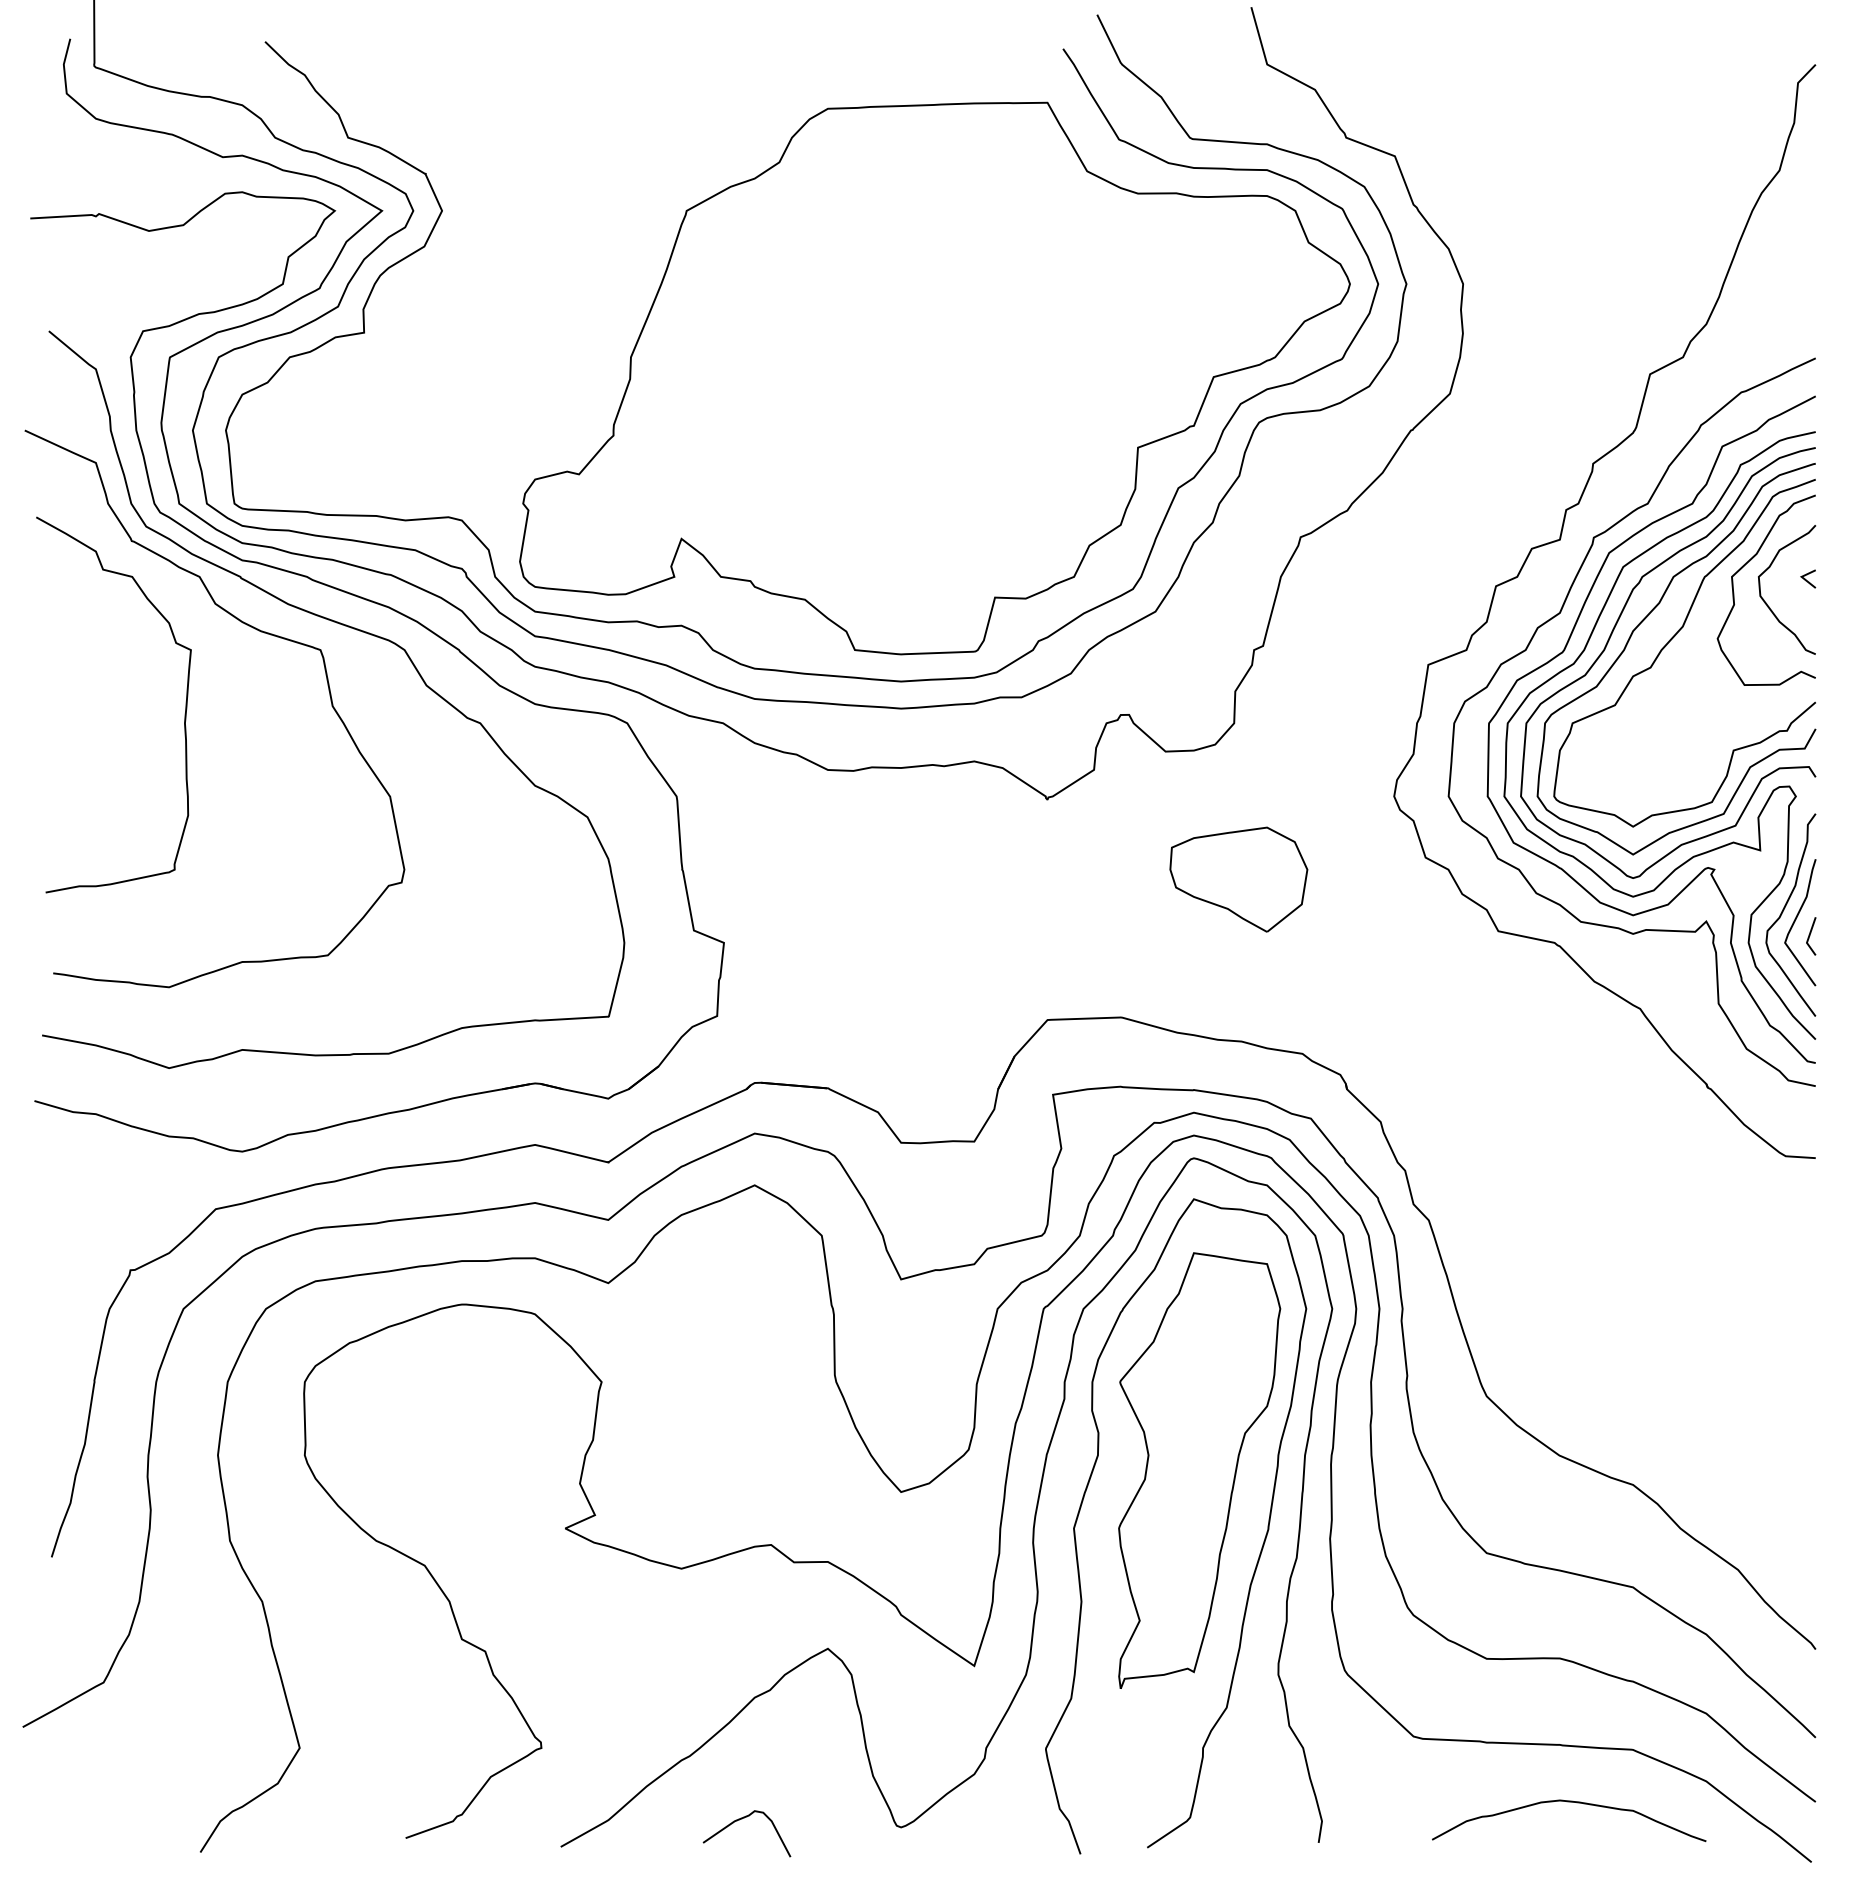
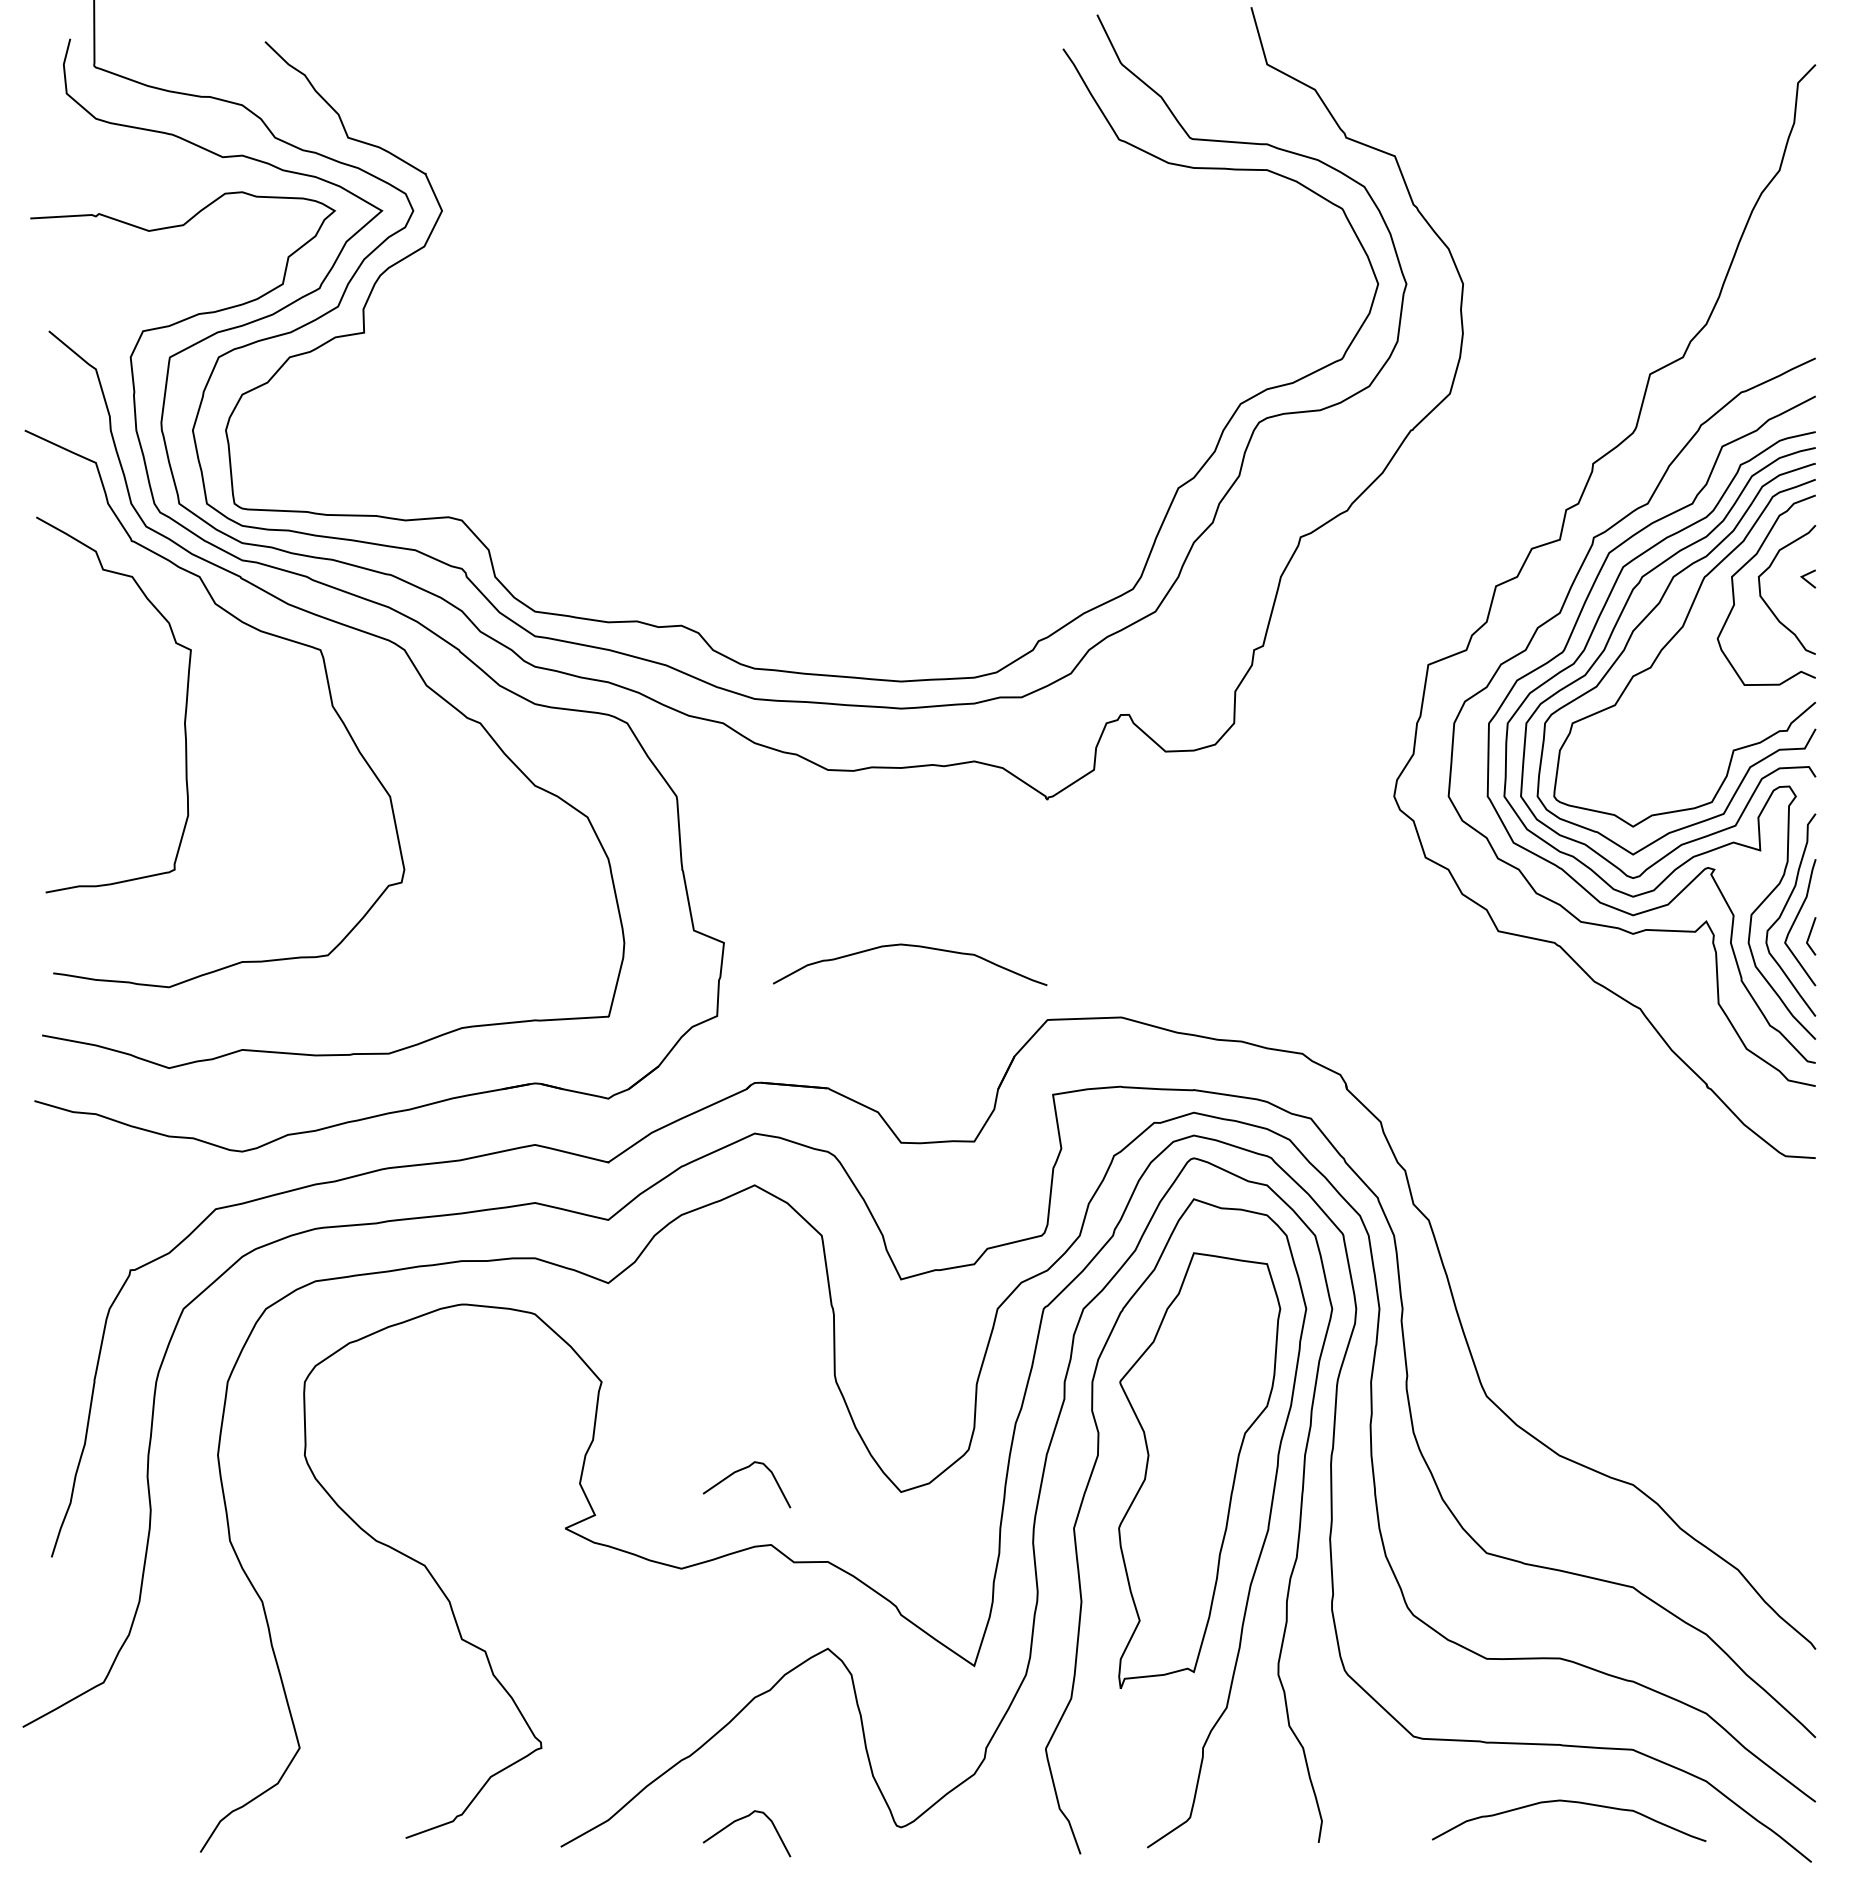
part: present -> none (934, 378)
part: present -> none (1238, 879)
curve: none -> present (910, 946)
curve: none -> present (742, 1470)
